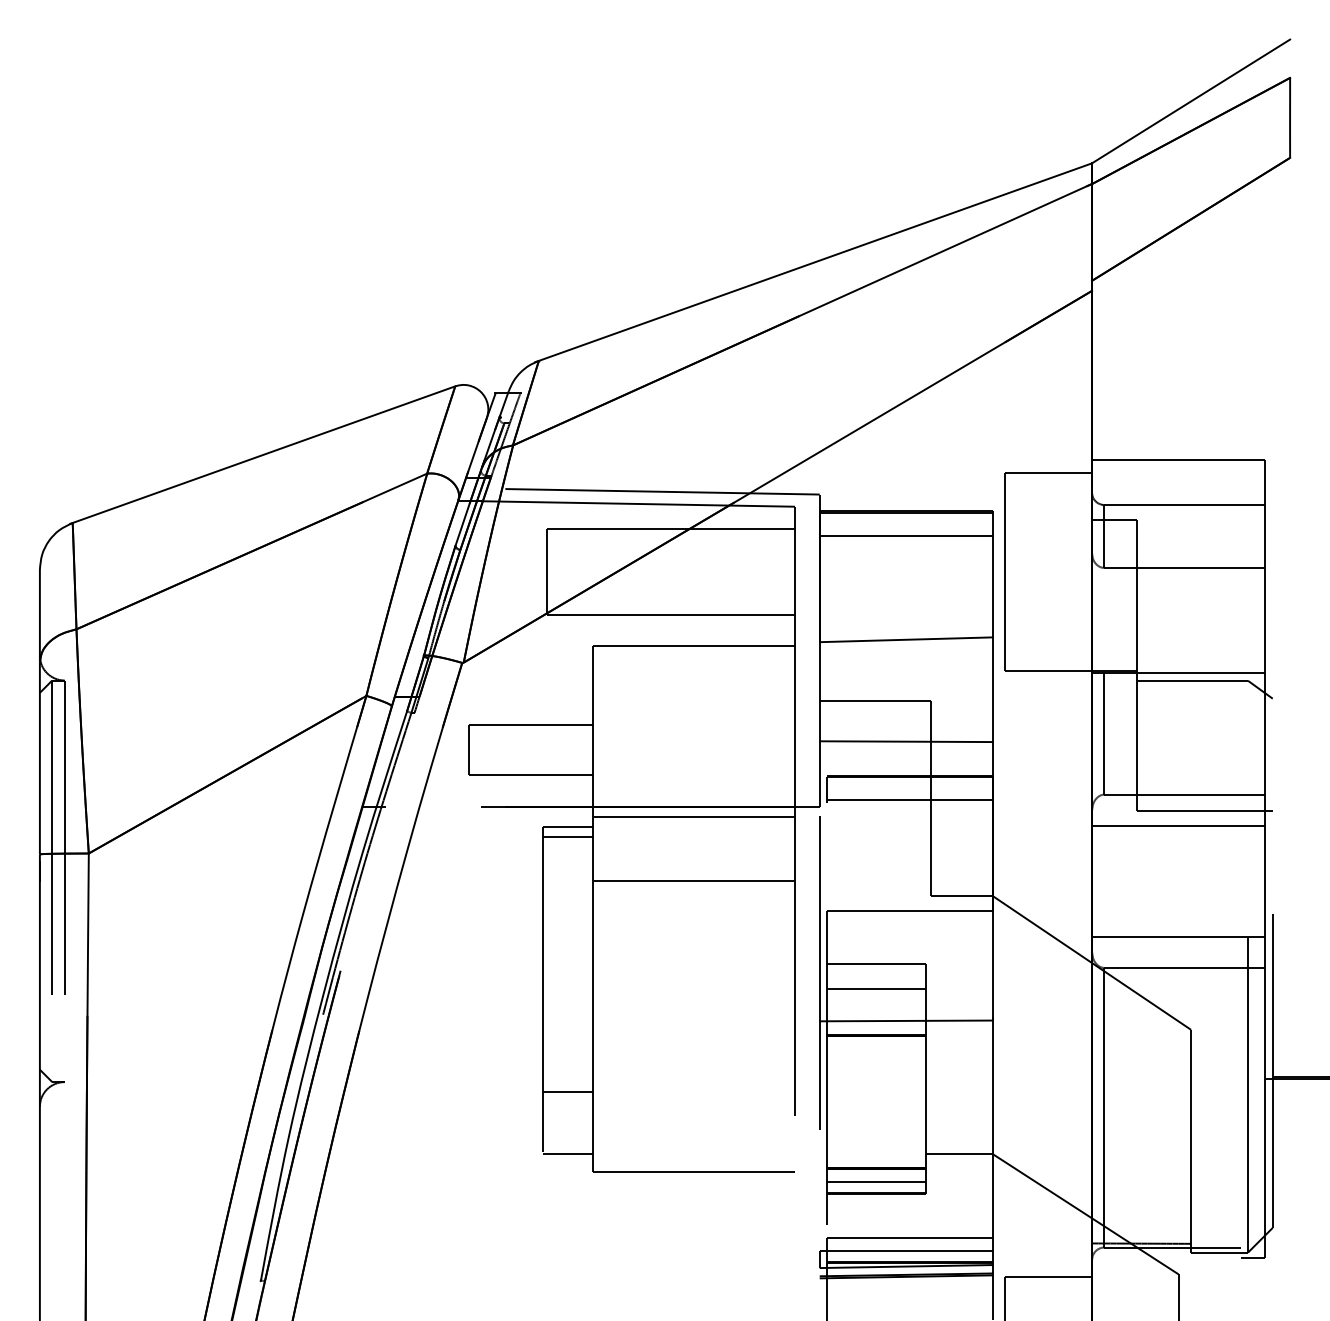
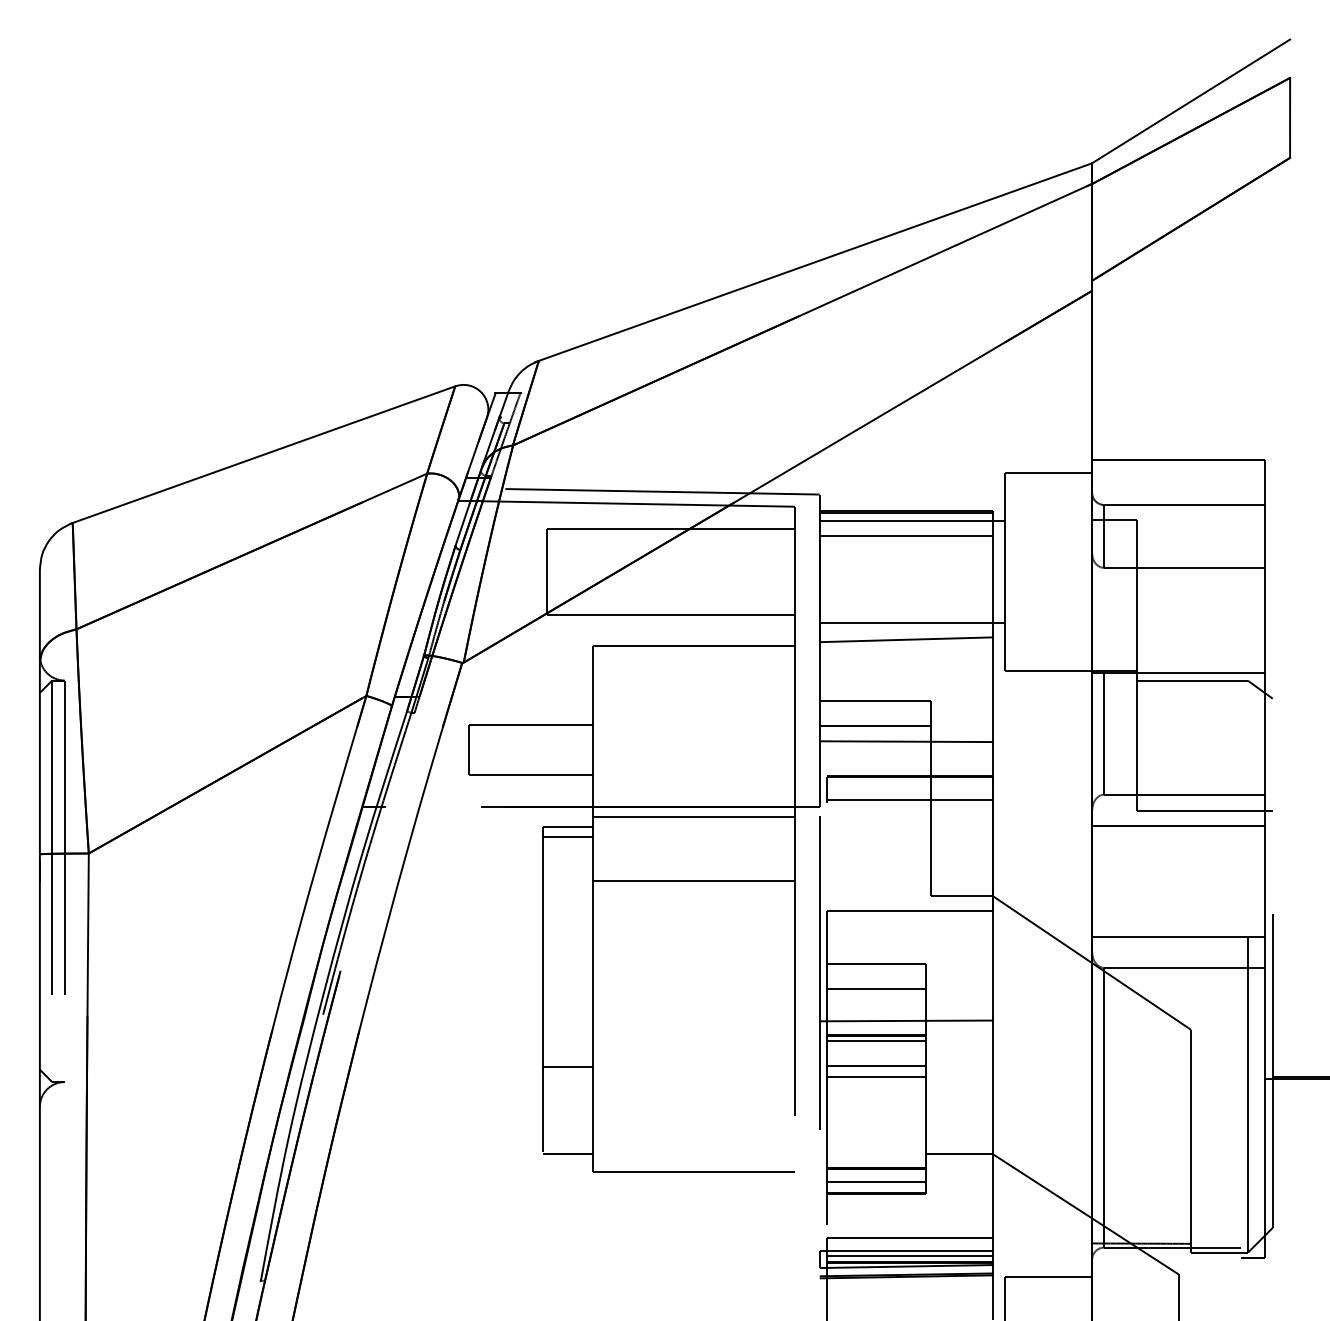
line: none -> present (912, 521)
line: none -> present (912, 622)
line: none -> present (875, 725)
line: none -> present (876, 1040)
line: none -> present (876, 1066)
line: none -> present (876, 1076)
line position: (567, 1091) -> (567, 1066) (567, 1066)
line: none -> present (910, 1255)
